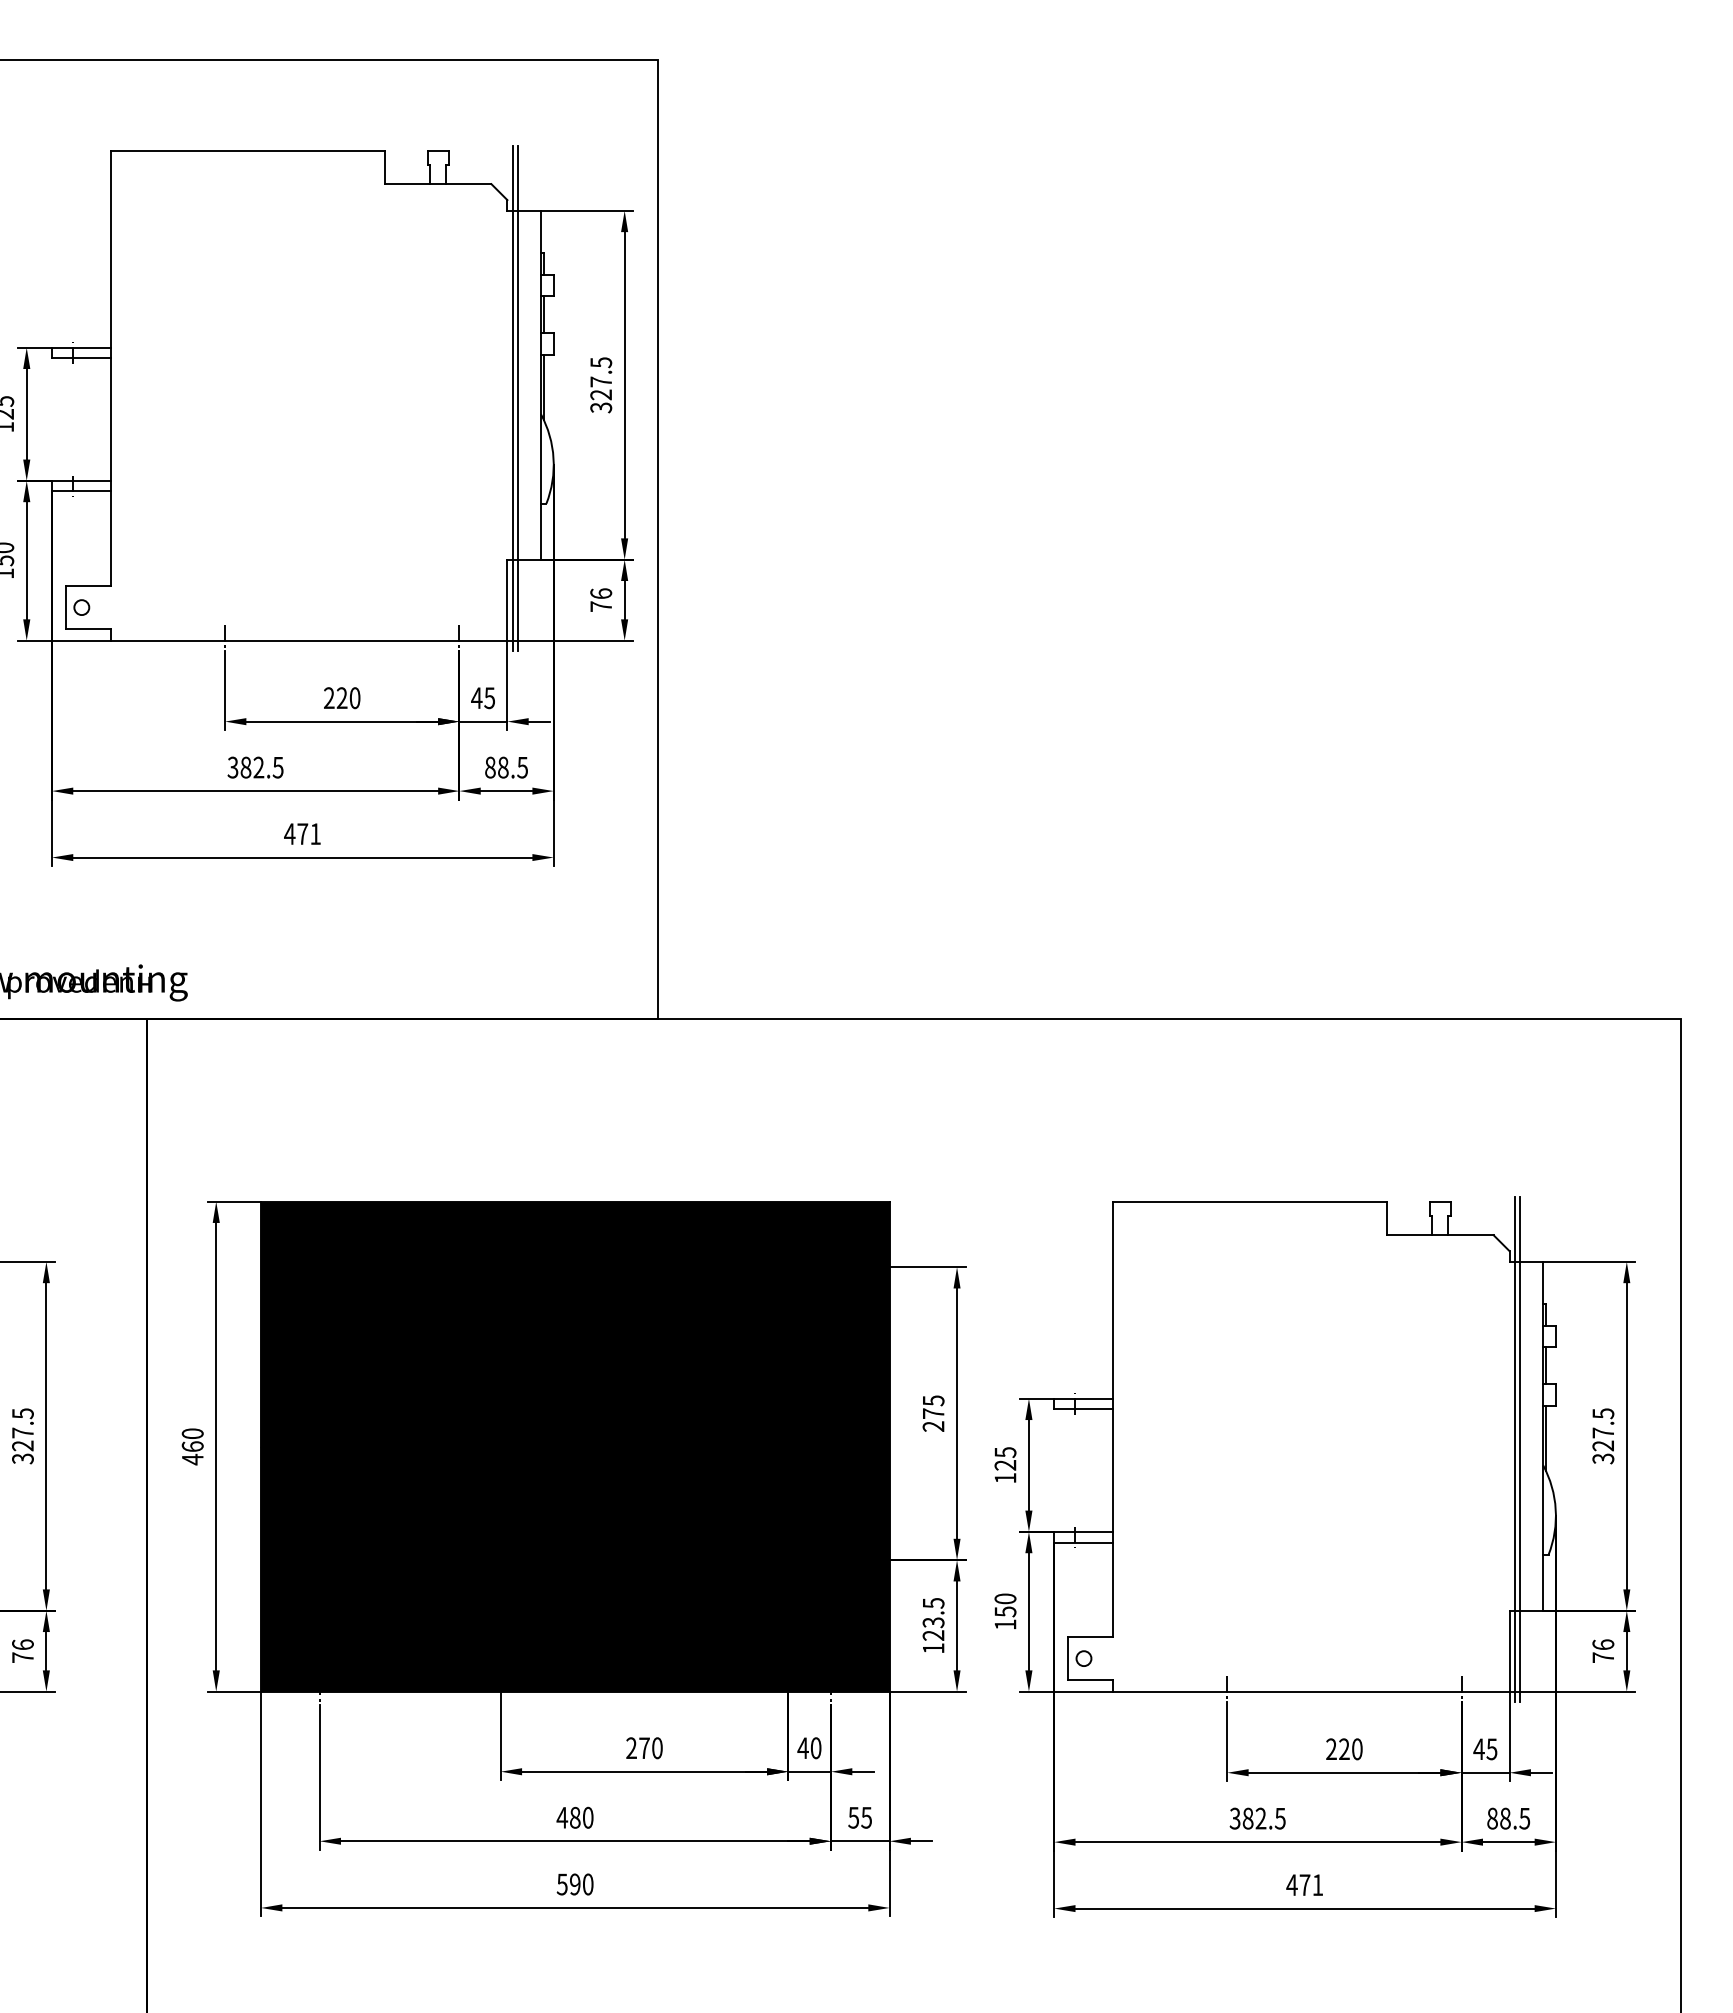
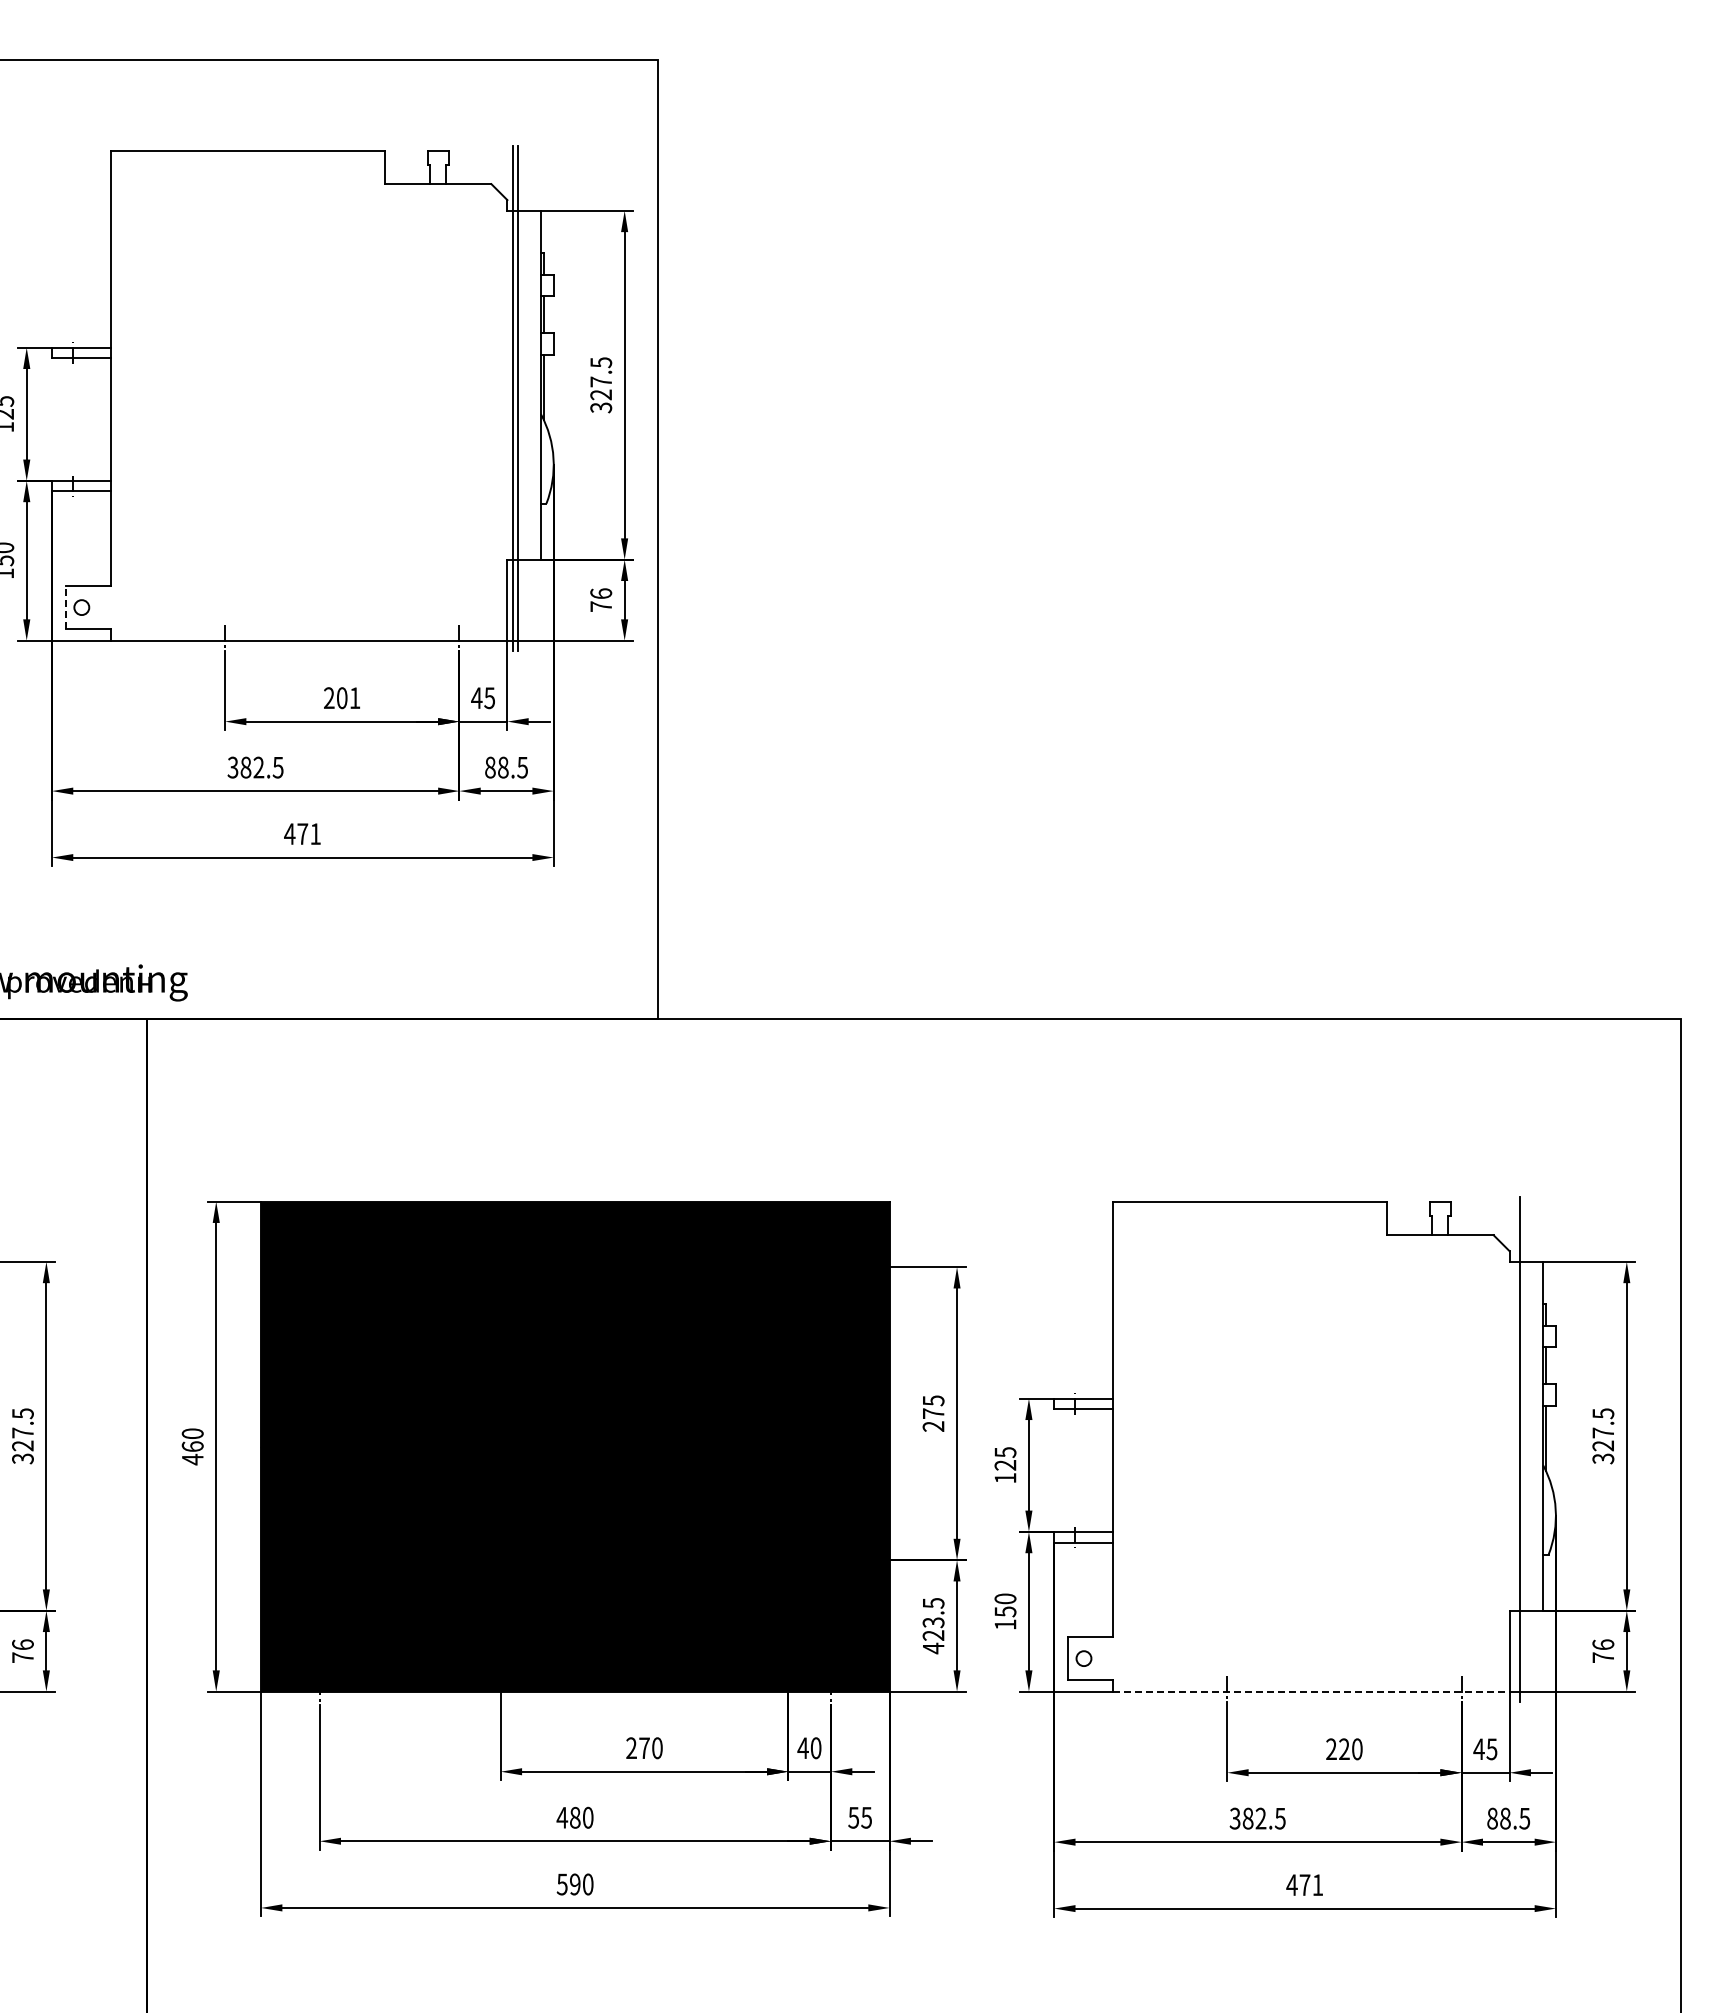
line: solid -> dashed (65, 607)
text: 220 -> 201 (348, 698)
line: present -> none (1514, 1449)
text: 123.5 -> 423.5 (933, 1648)
line: solid -> dashed (1311, 1691)
